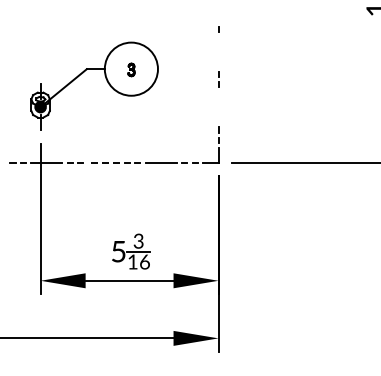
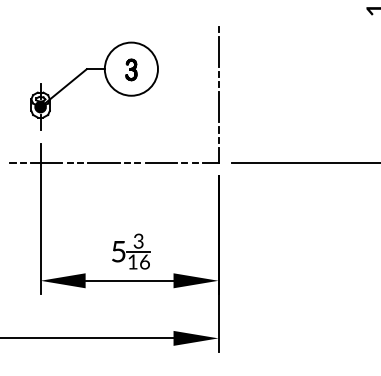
line: none -> present (218, 51)
part size: 9x16 px -> 13x24 px (131, 69)
line: none -> present (218, 107)
line: dashed -> solid (104, 162)
